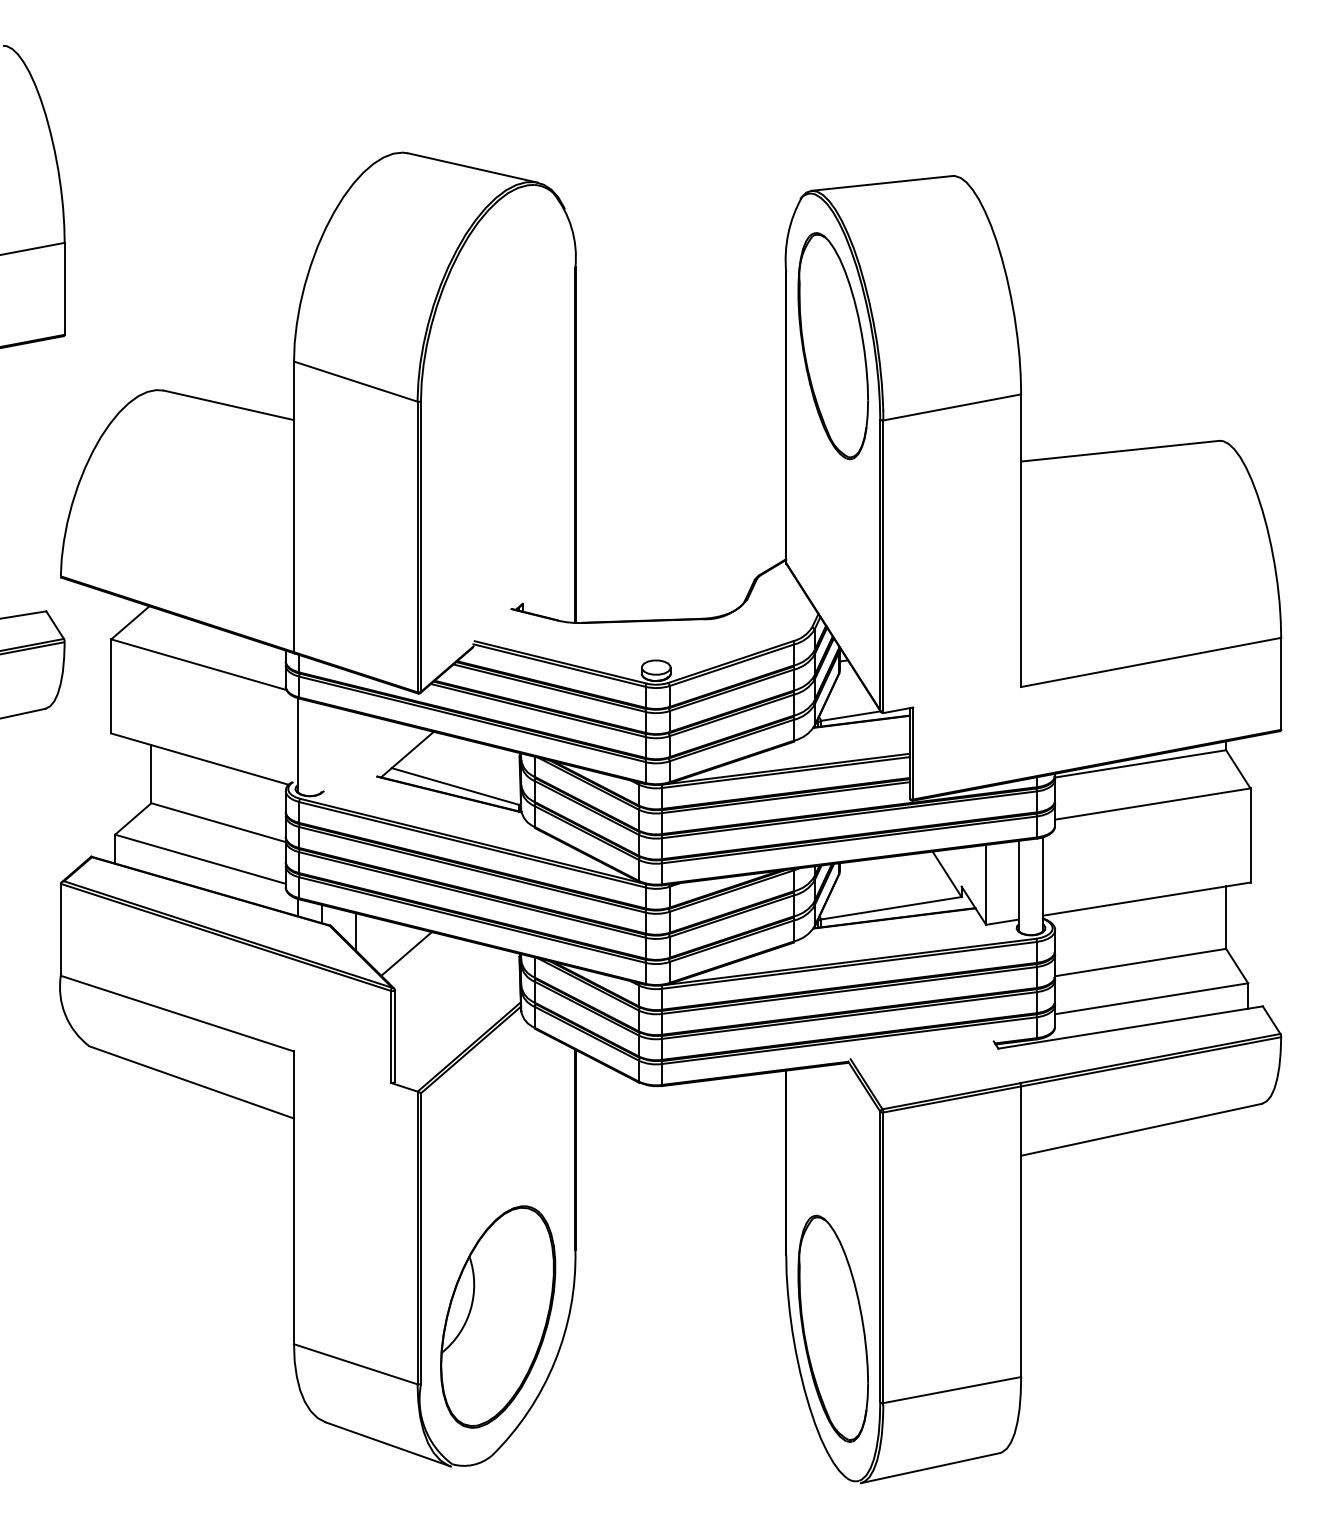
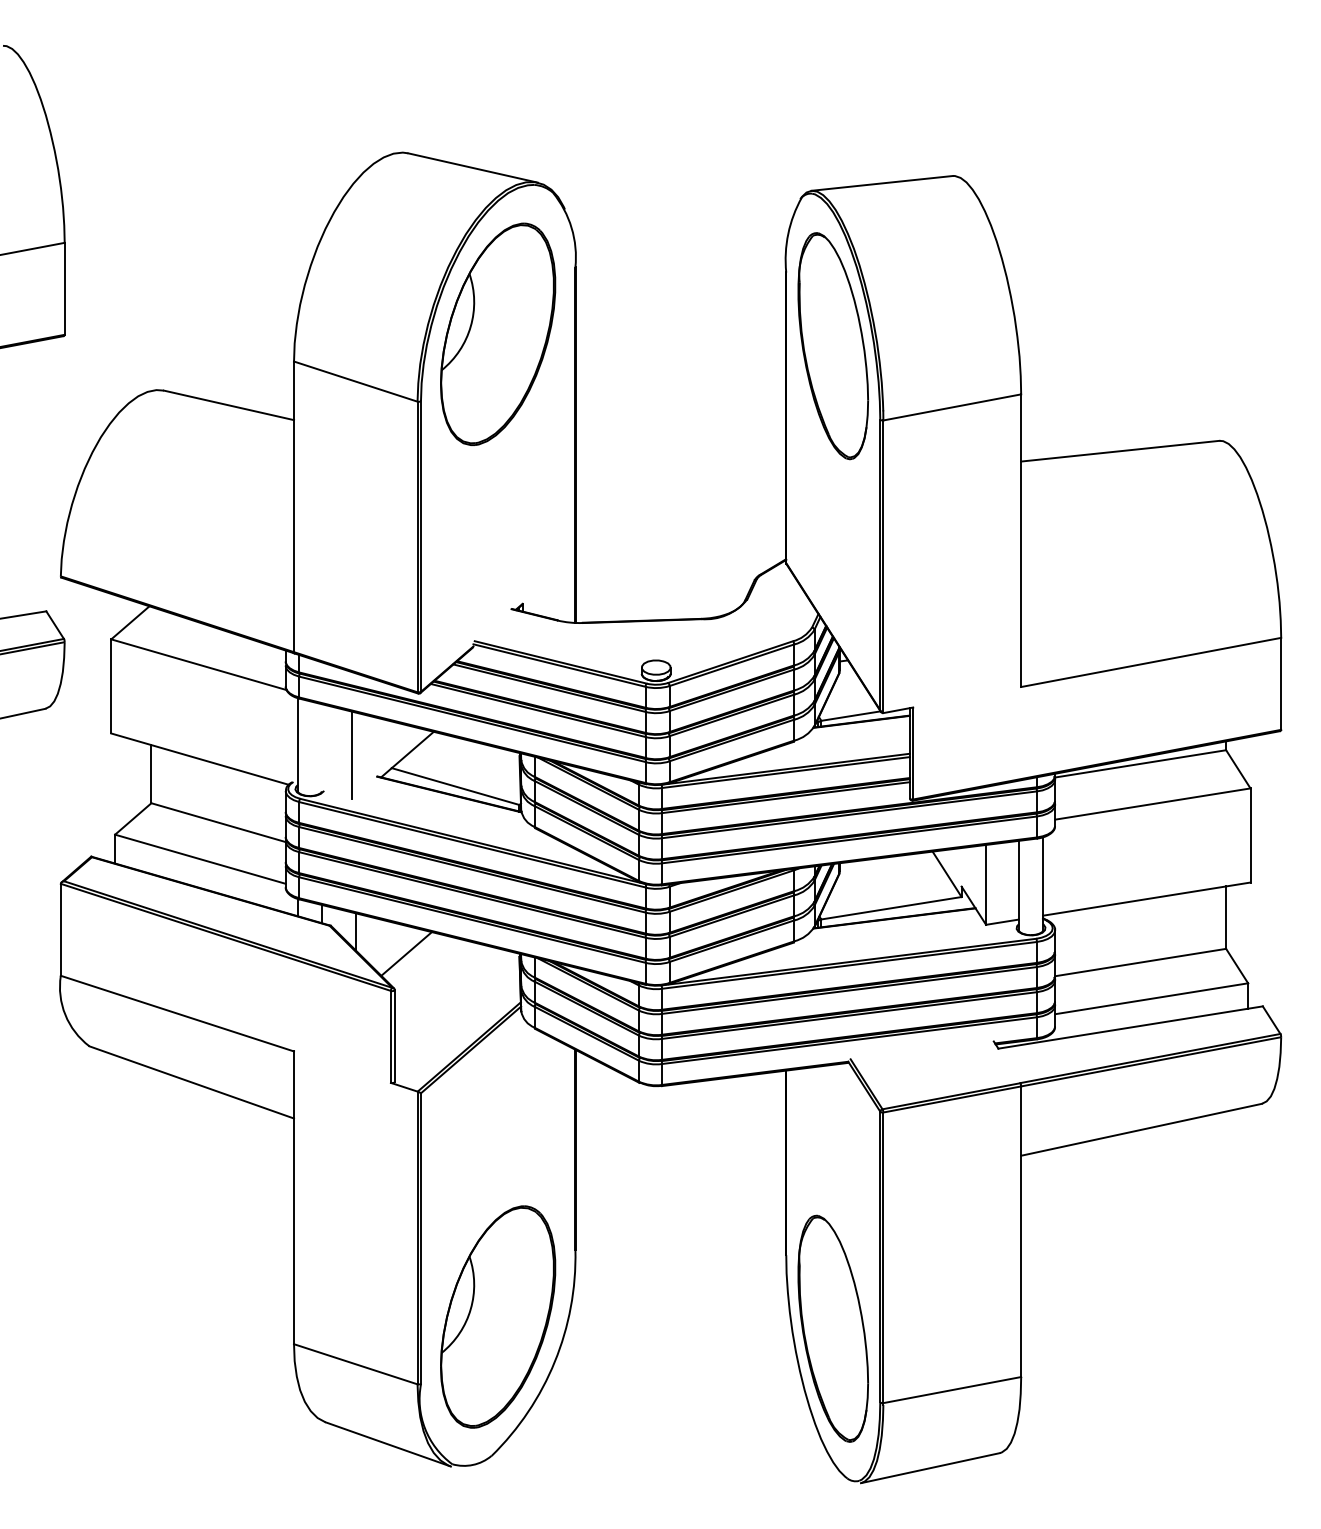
part: none -> present (498, 333)
line: none -> present (351, 754)
